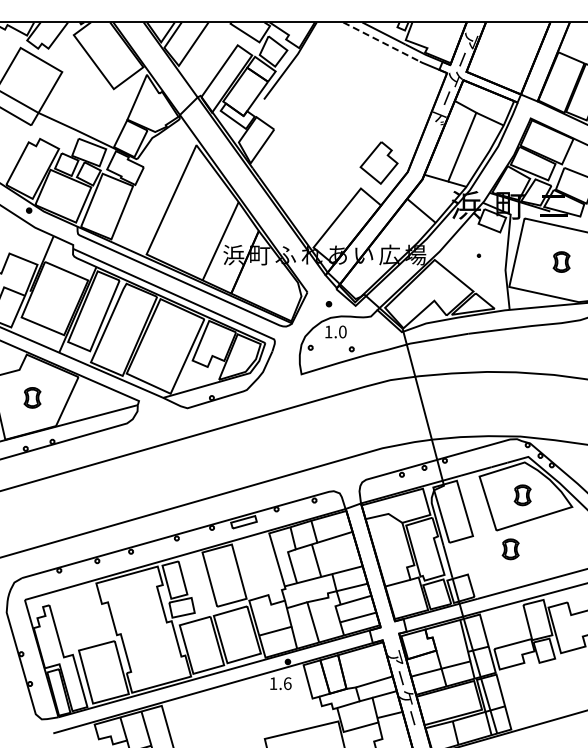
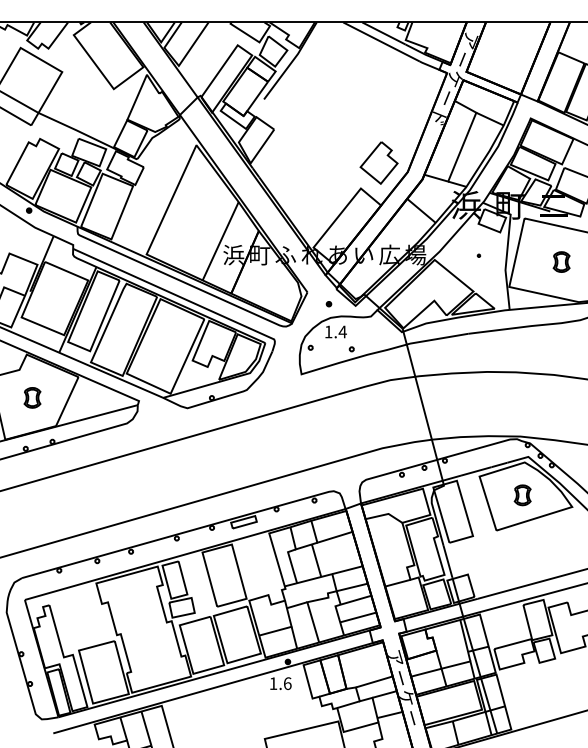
line: dashed -> solid (382, 42)
text: 1.0 -> 1.4 (342, 331)
part: present -> none (510, 549)
